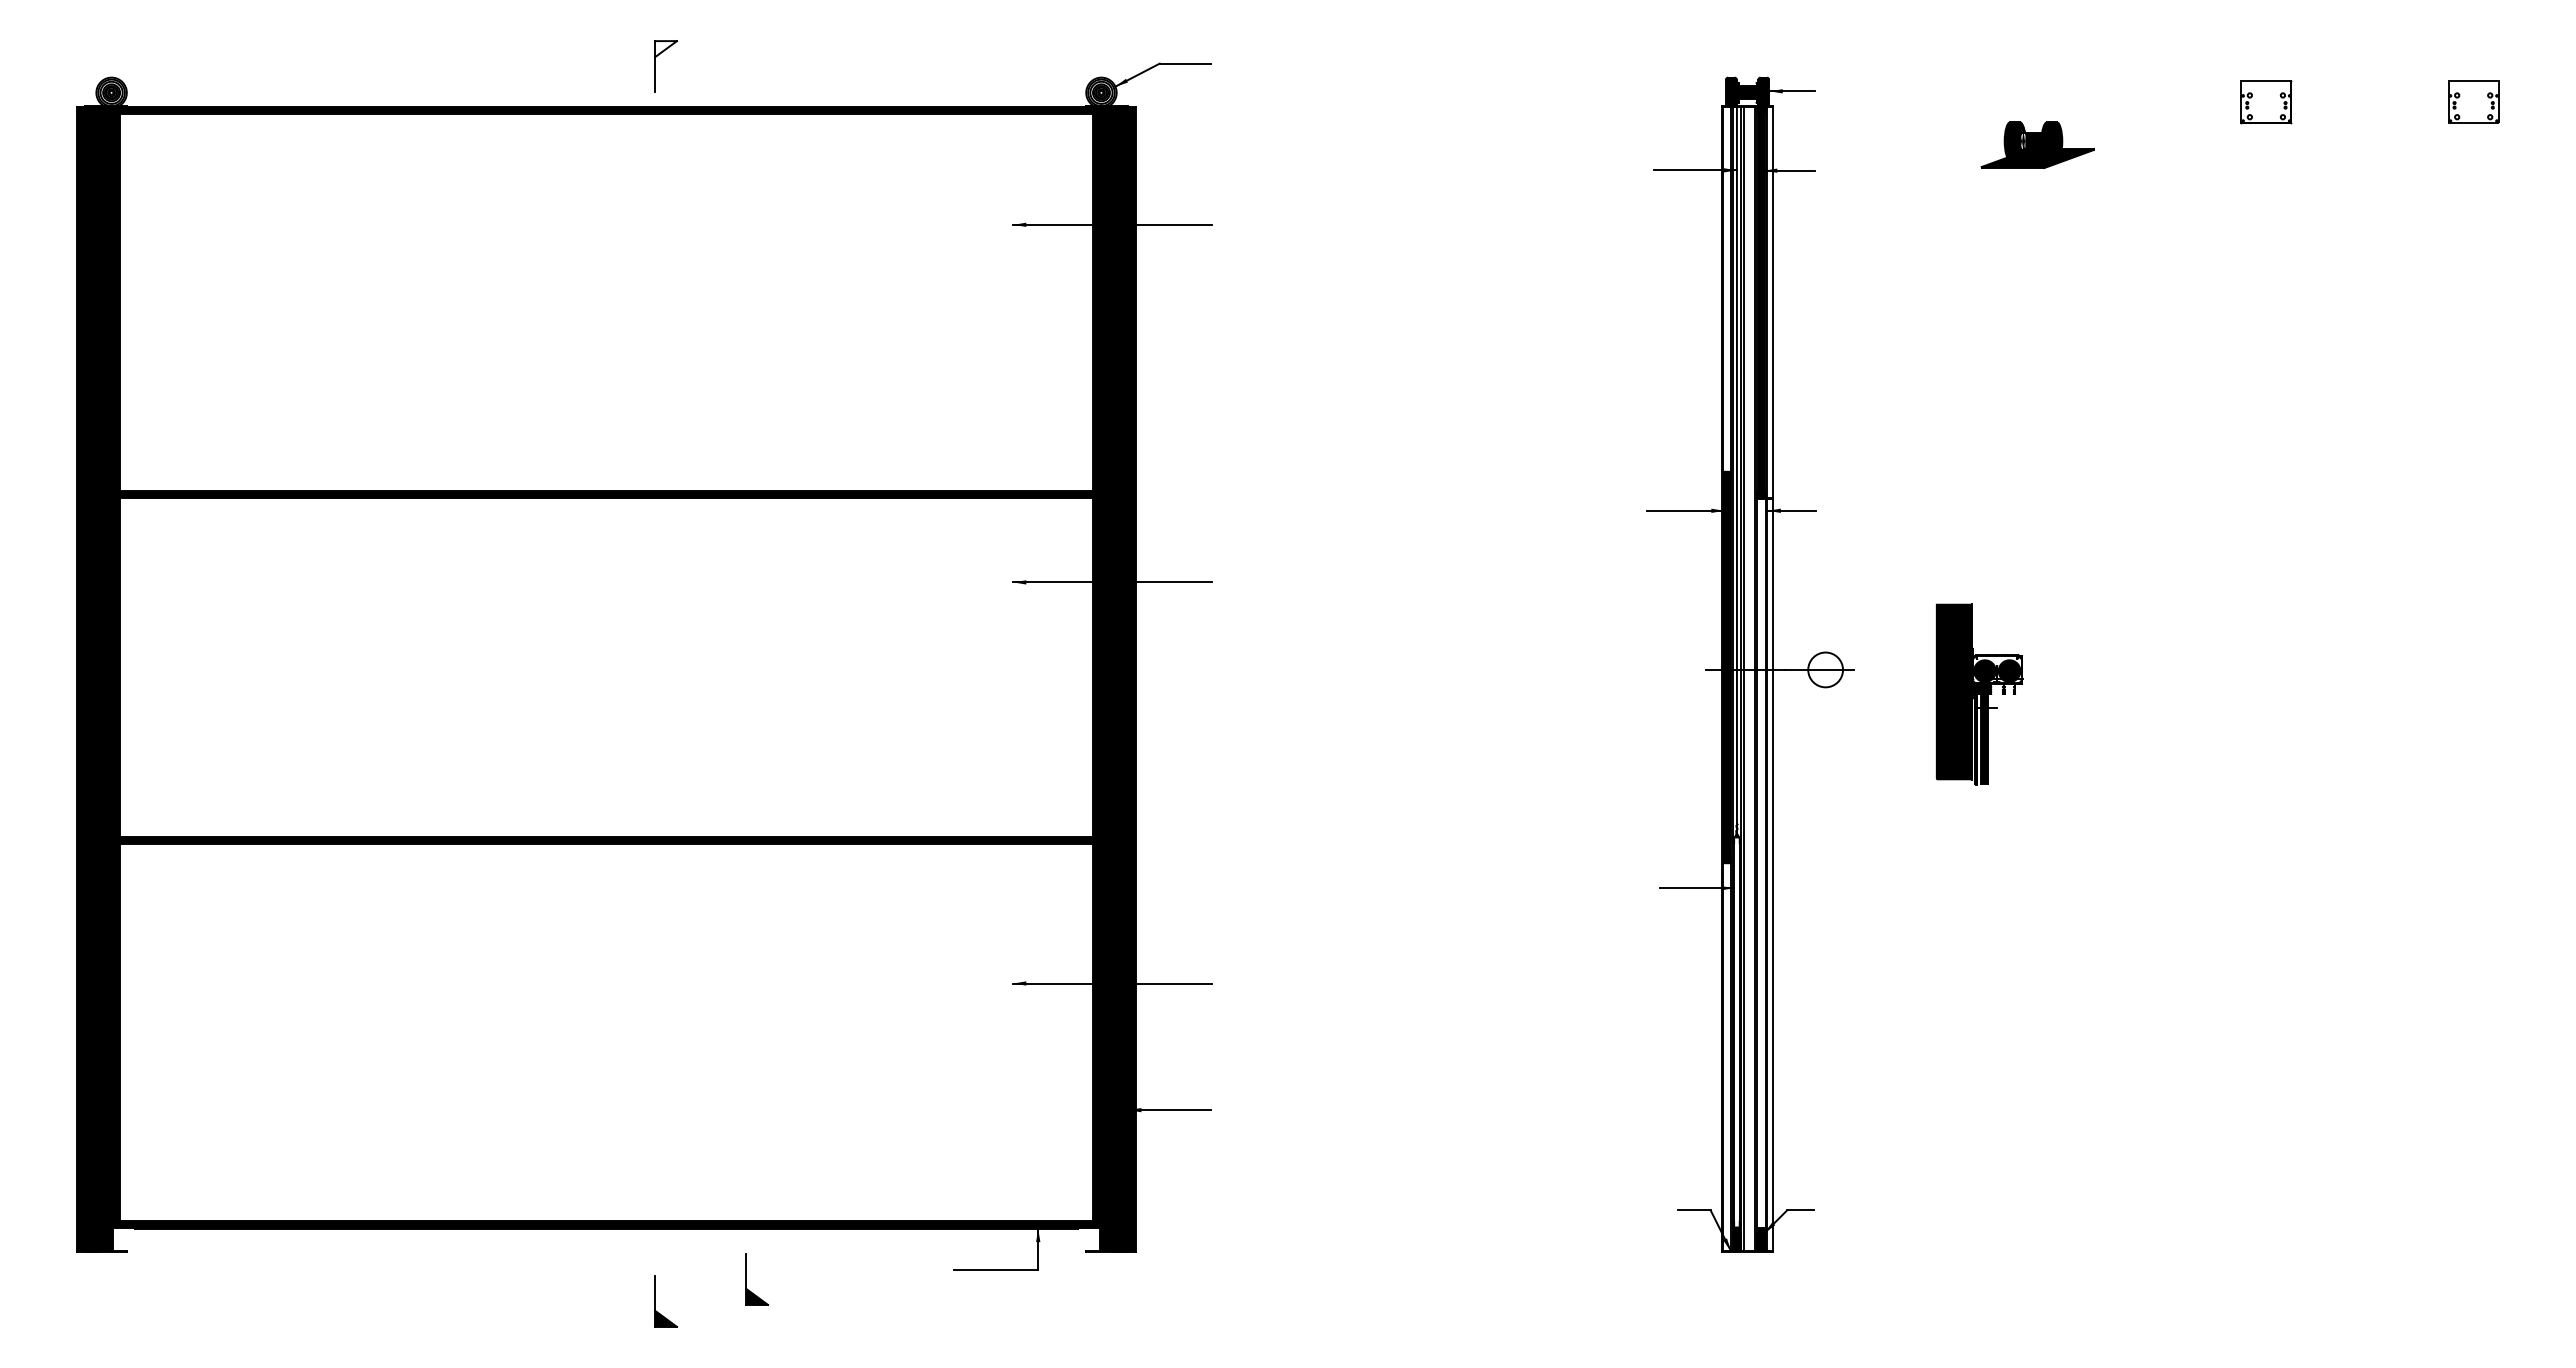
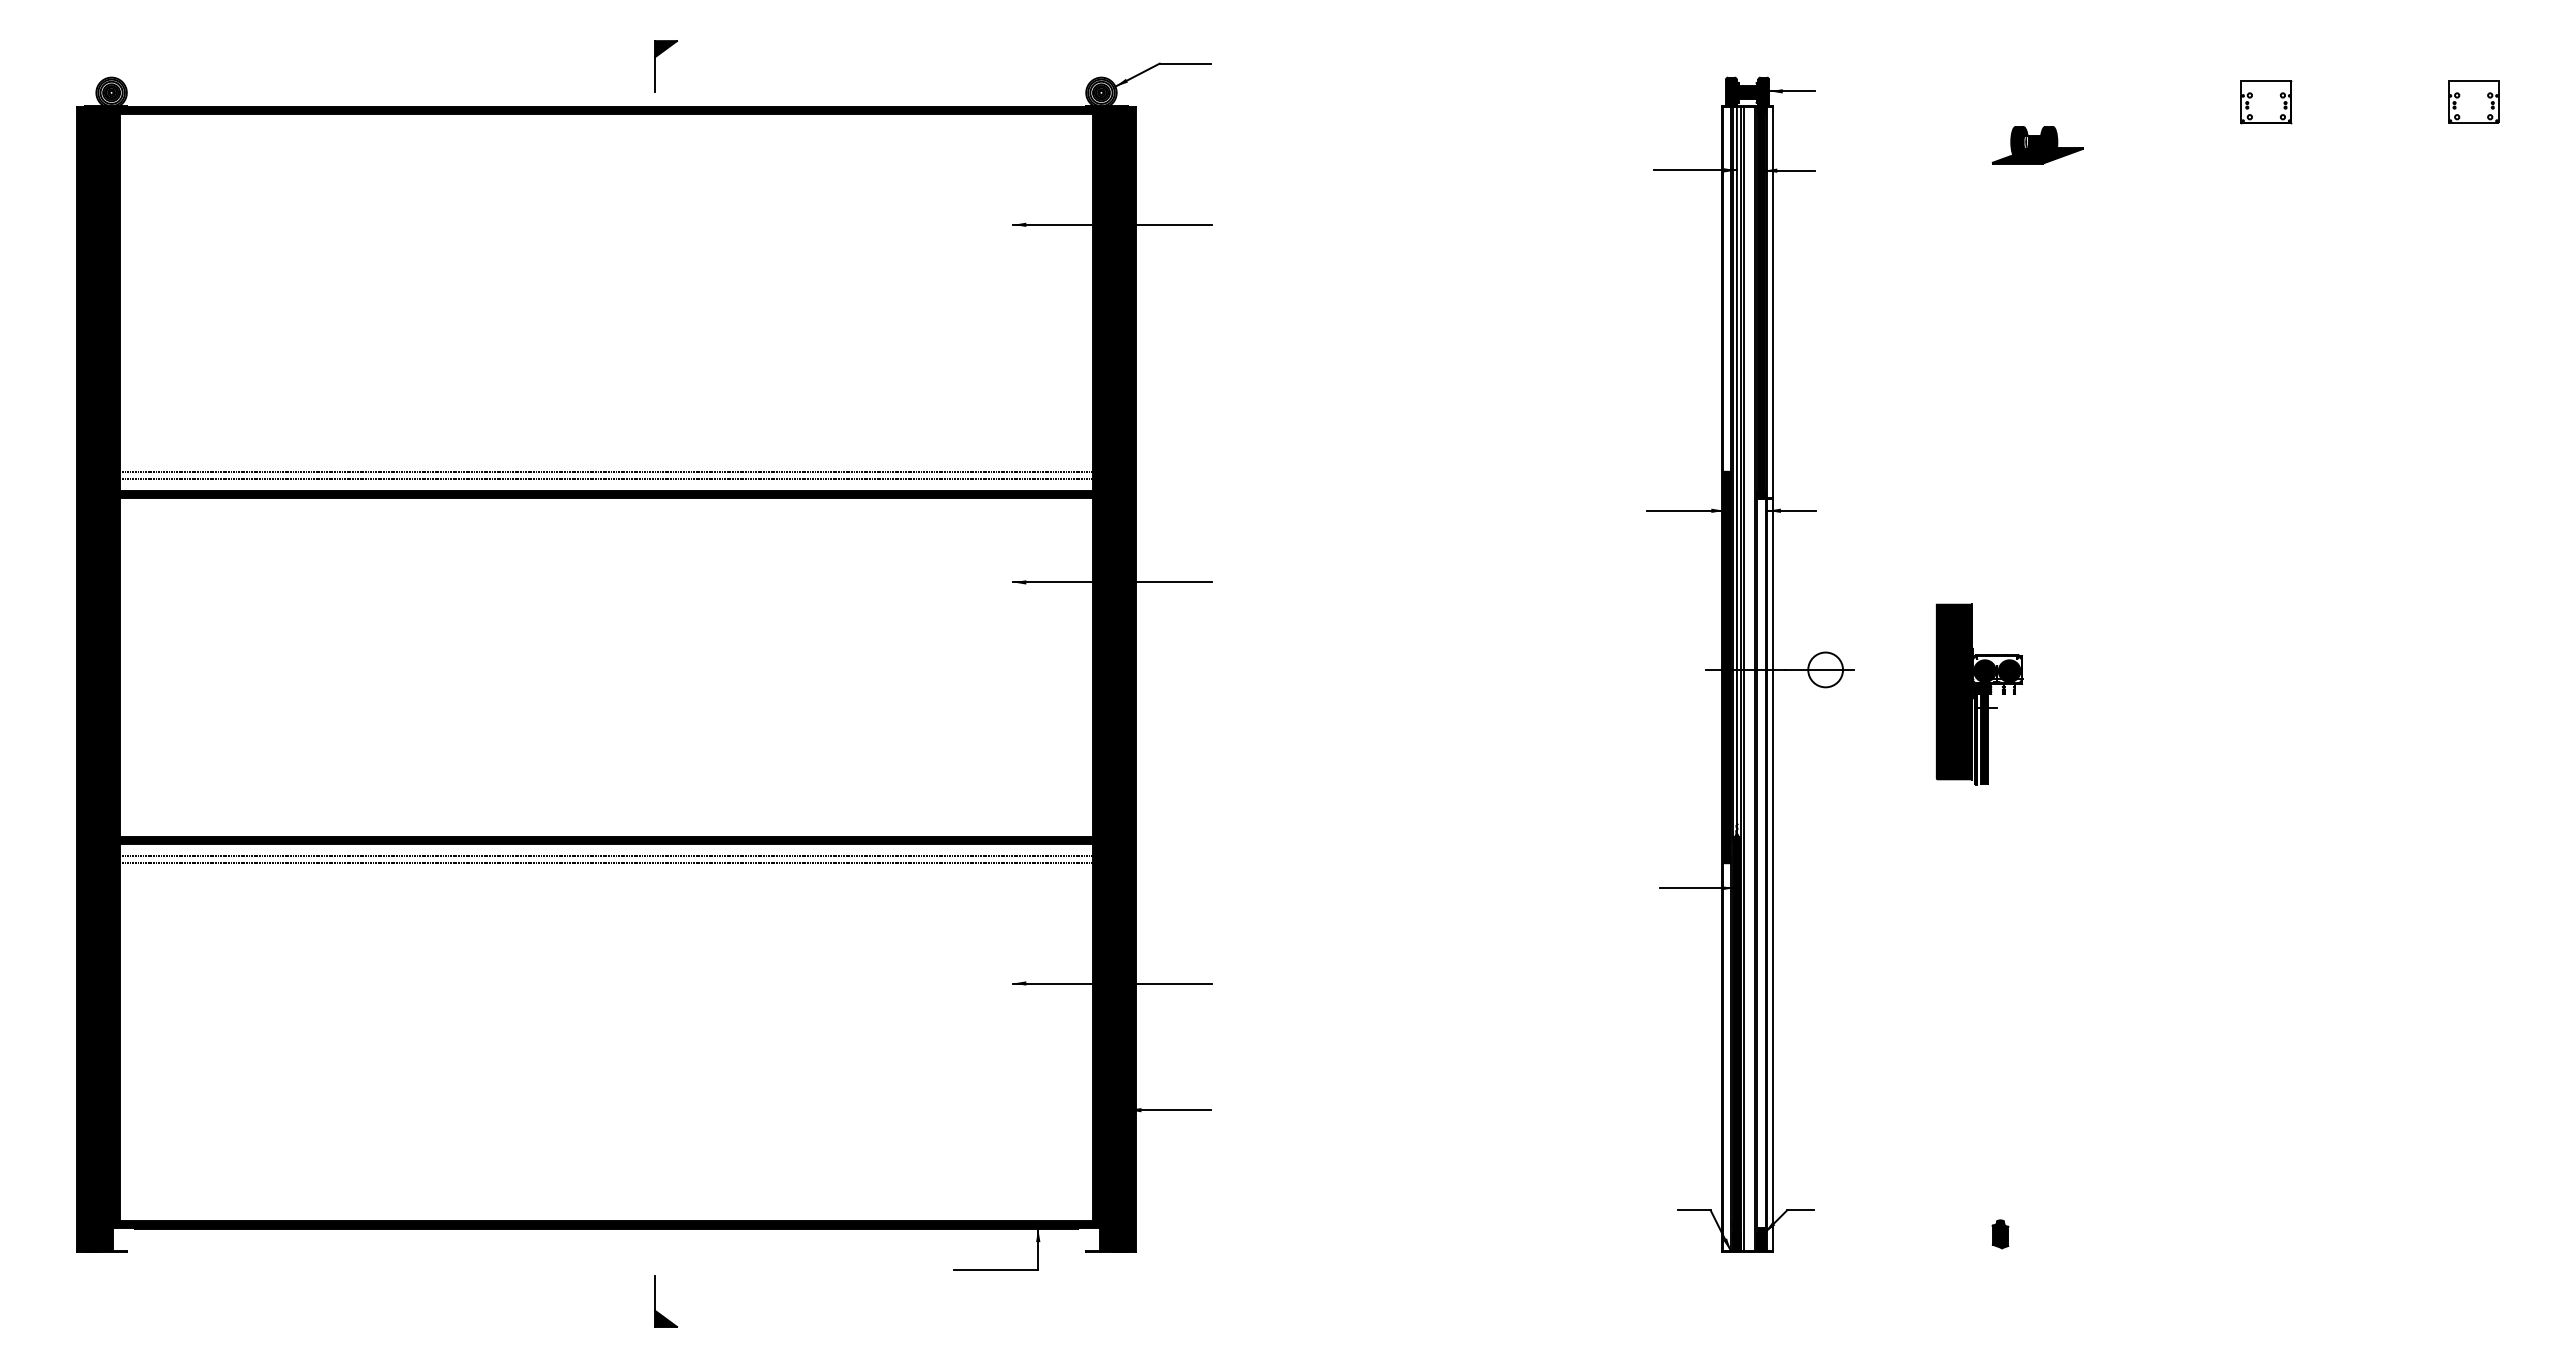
fill: none -> present (666, 49)
part size: 115x48 px -> 93x39 px (2037, 145)
line: none -> present (606, 471)
line: none -> present (606, 478)
line: none -> present (606, 856)
line: none -> present (606, 863)
hatch: none -> present (1736, 1032)
part: none -> present (2000, 1234)
part: present -> none (746, 1279)
